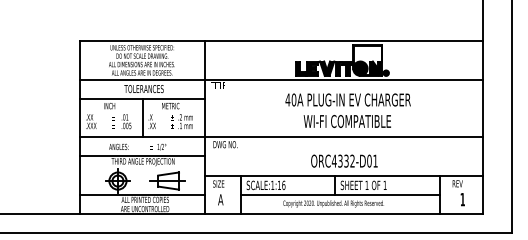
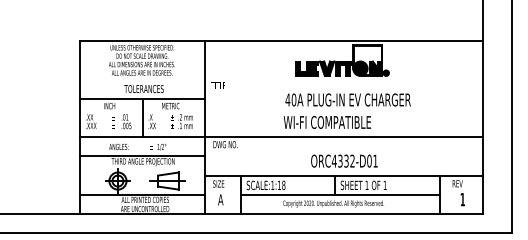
line: present -> none (281, 79)
text position: (346, 121) -> (326, 122) (326, 122)
text: SCALE:1:16 -> SCALE:1:18 (283, 184)
